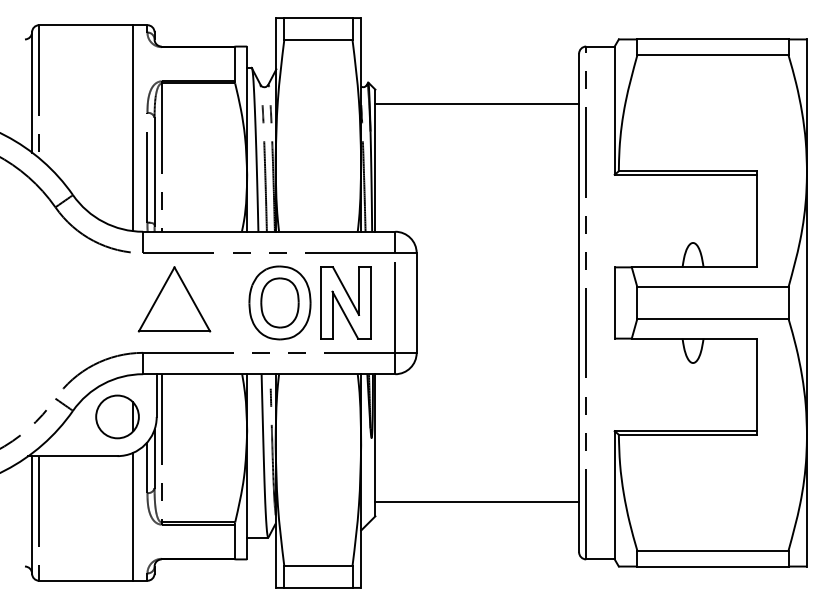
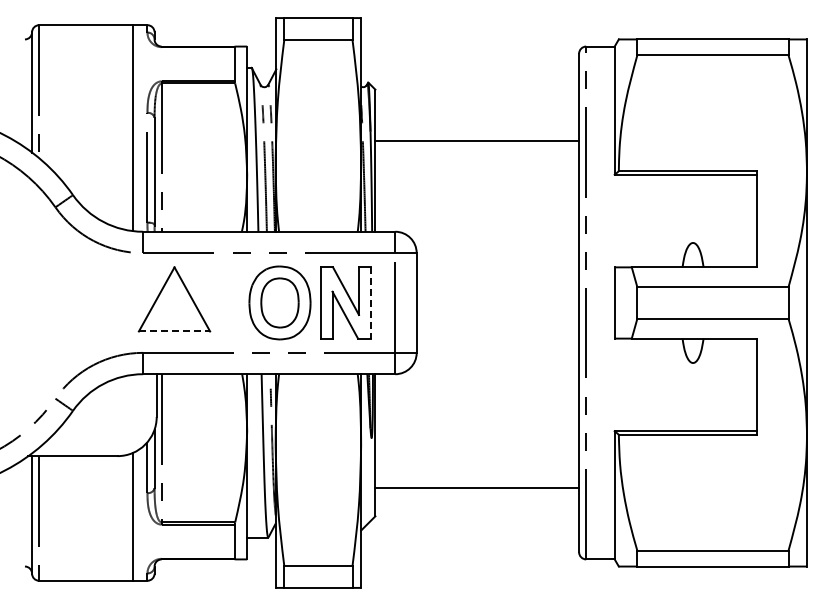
line position: (477, 103) -> (477, 140) (477, 140)
line: solid -> dashed (370, 302)
line: solid -> dashed (174, 331)
part: present -> none (117, 416)
line position: (477, 502) -> (477, 488) (477, 488)
